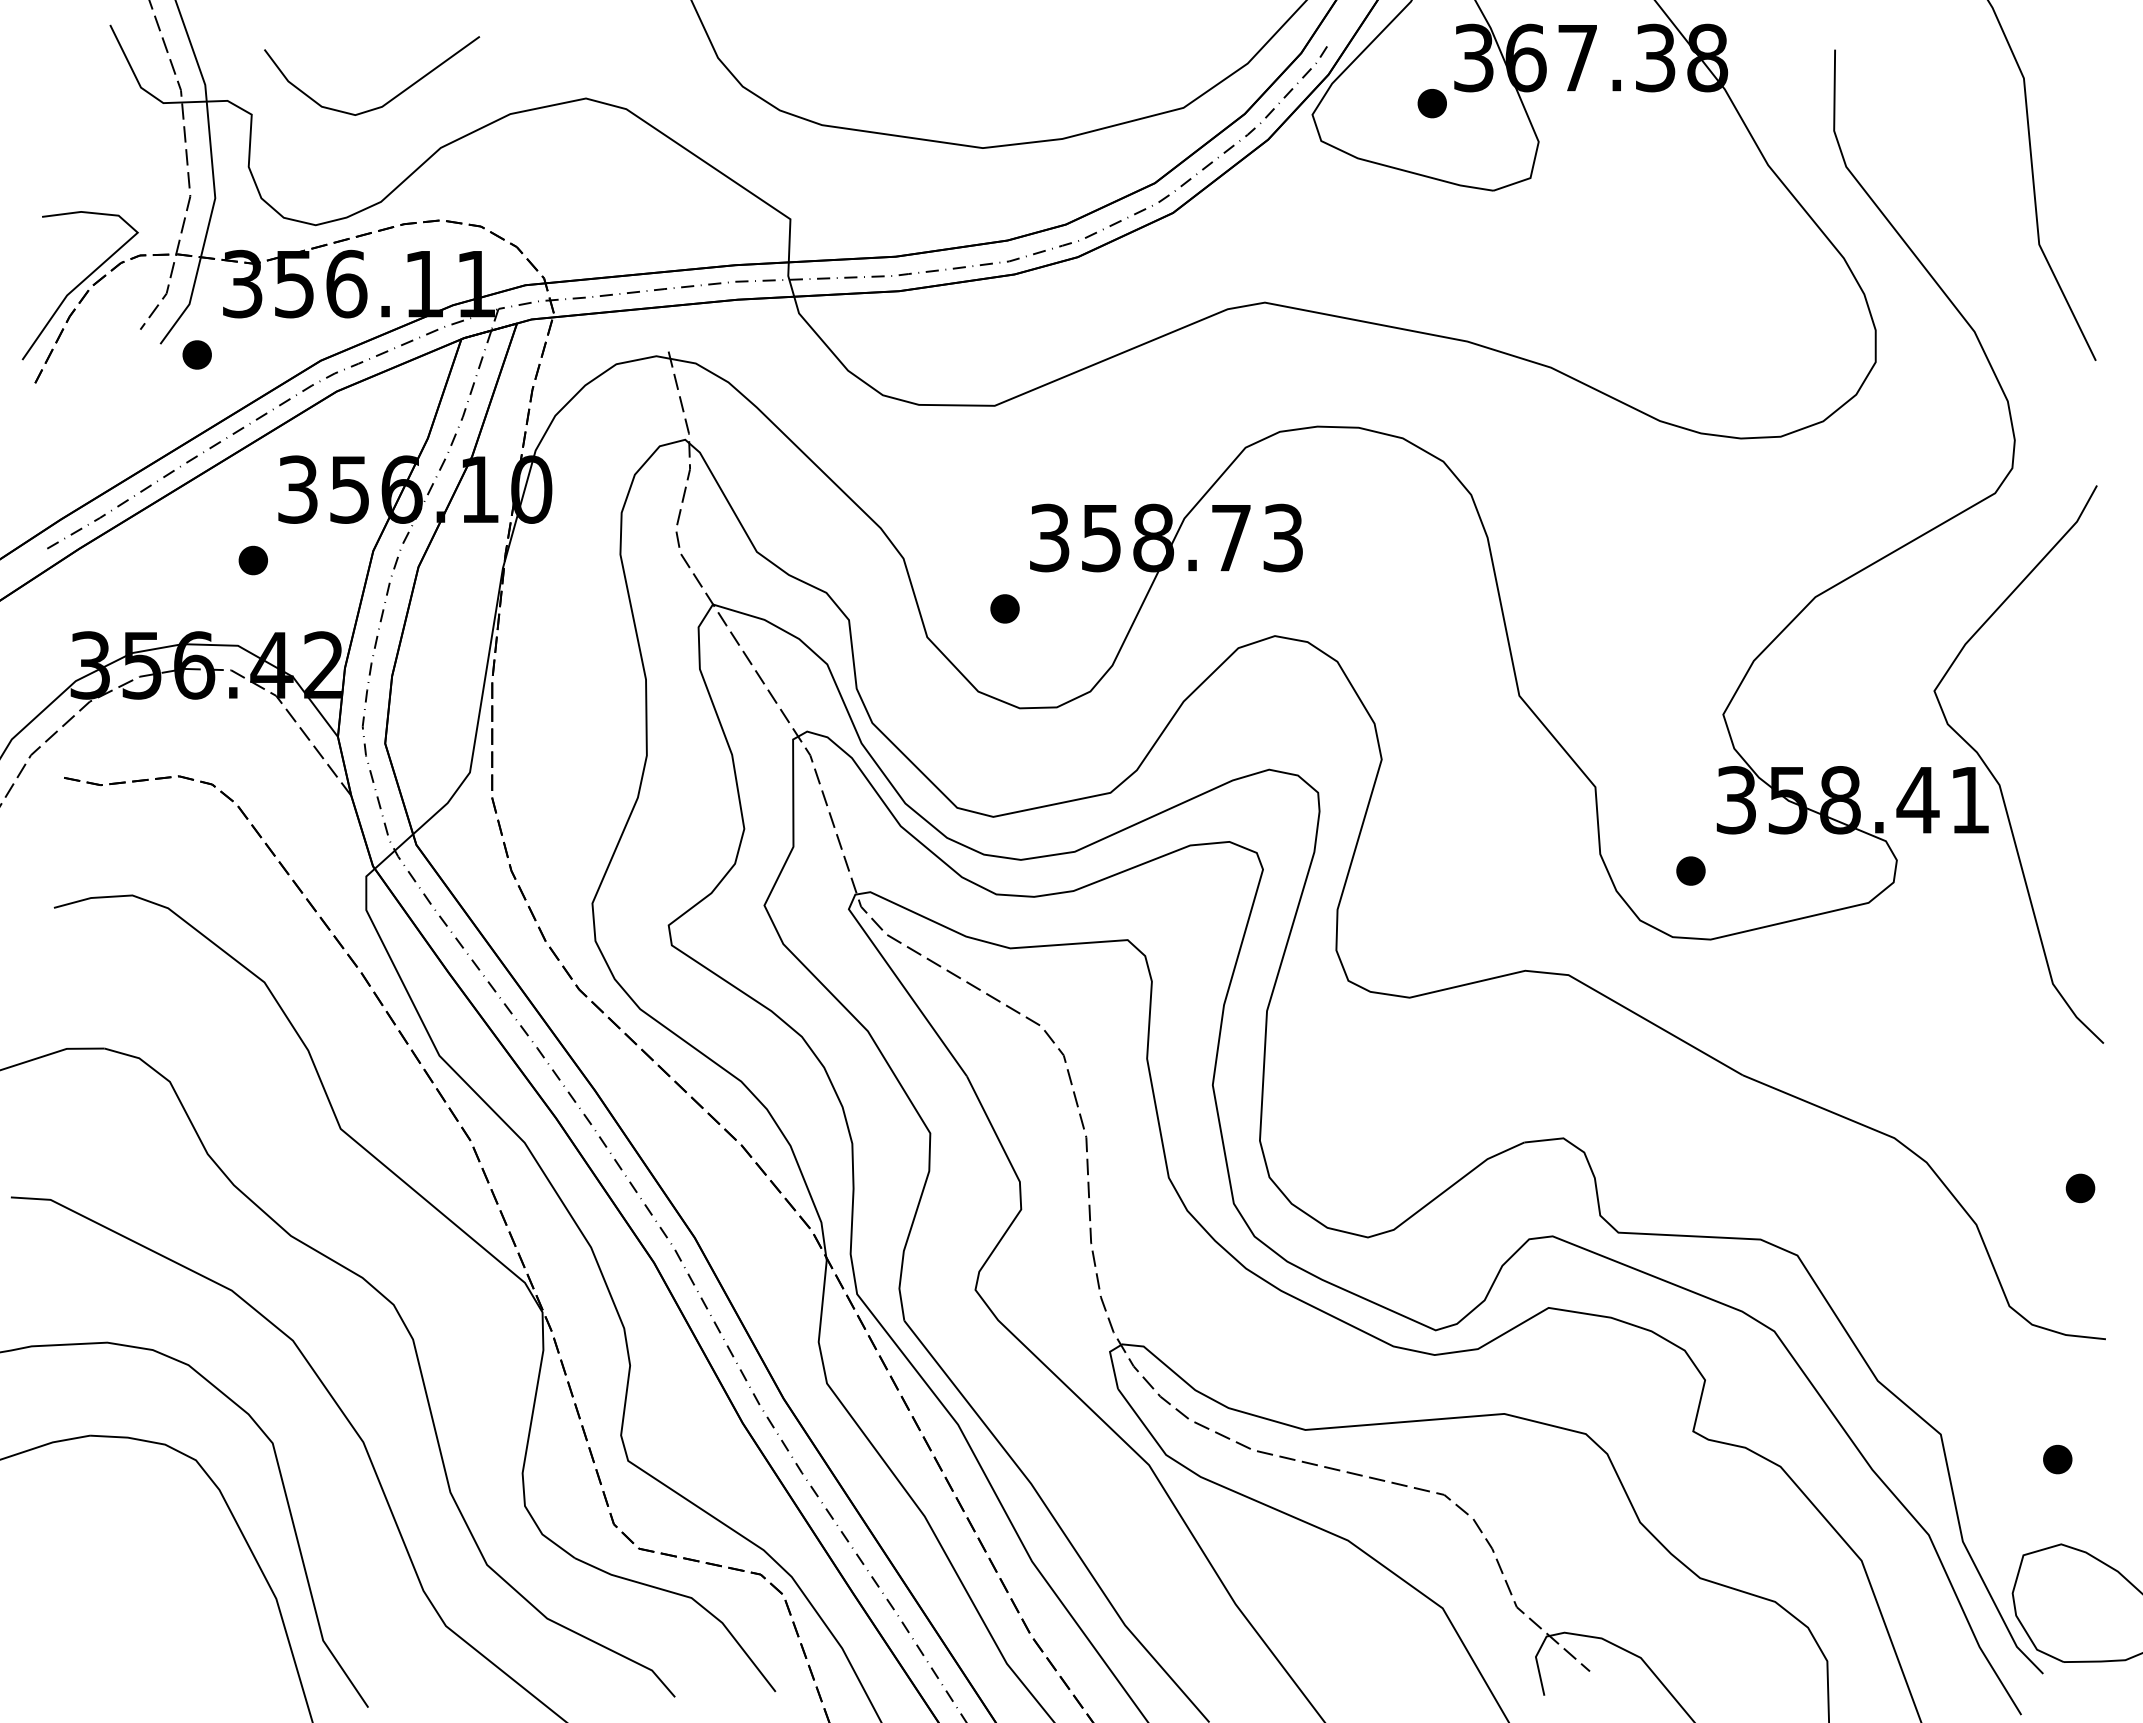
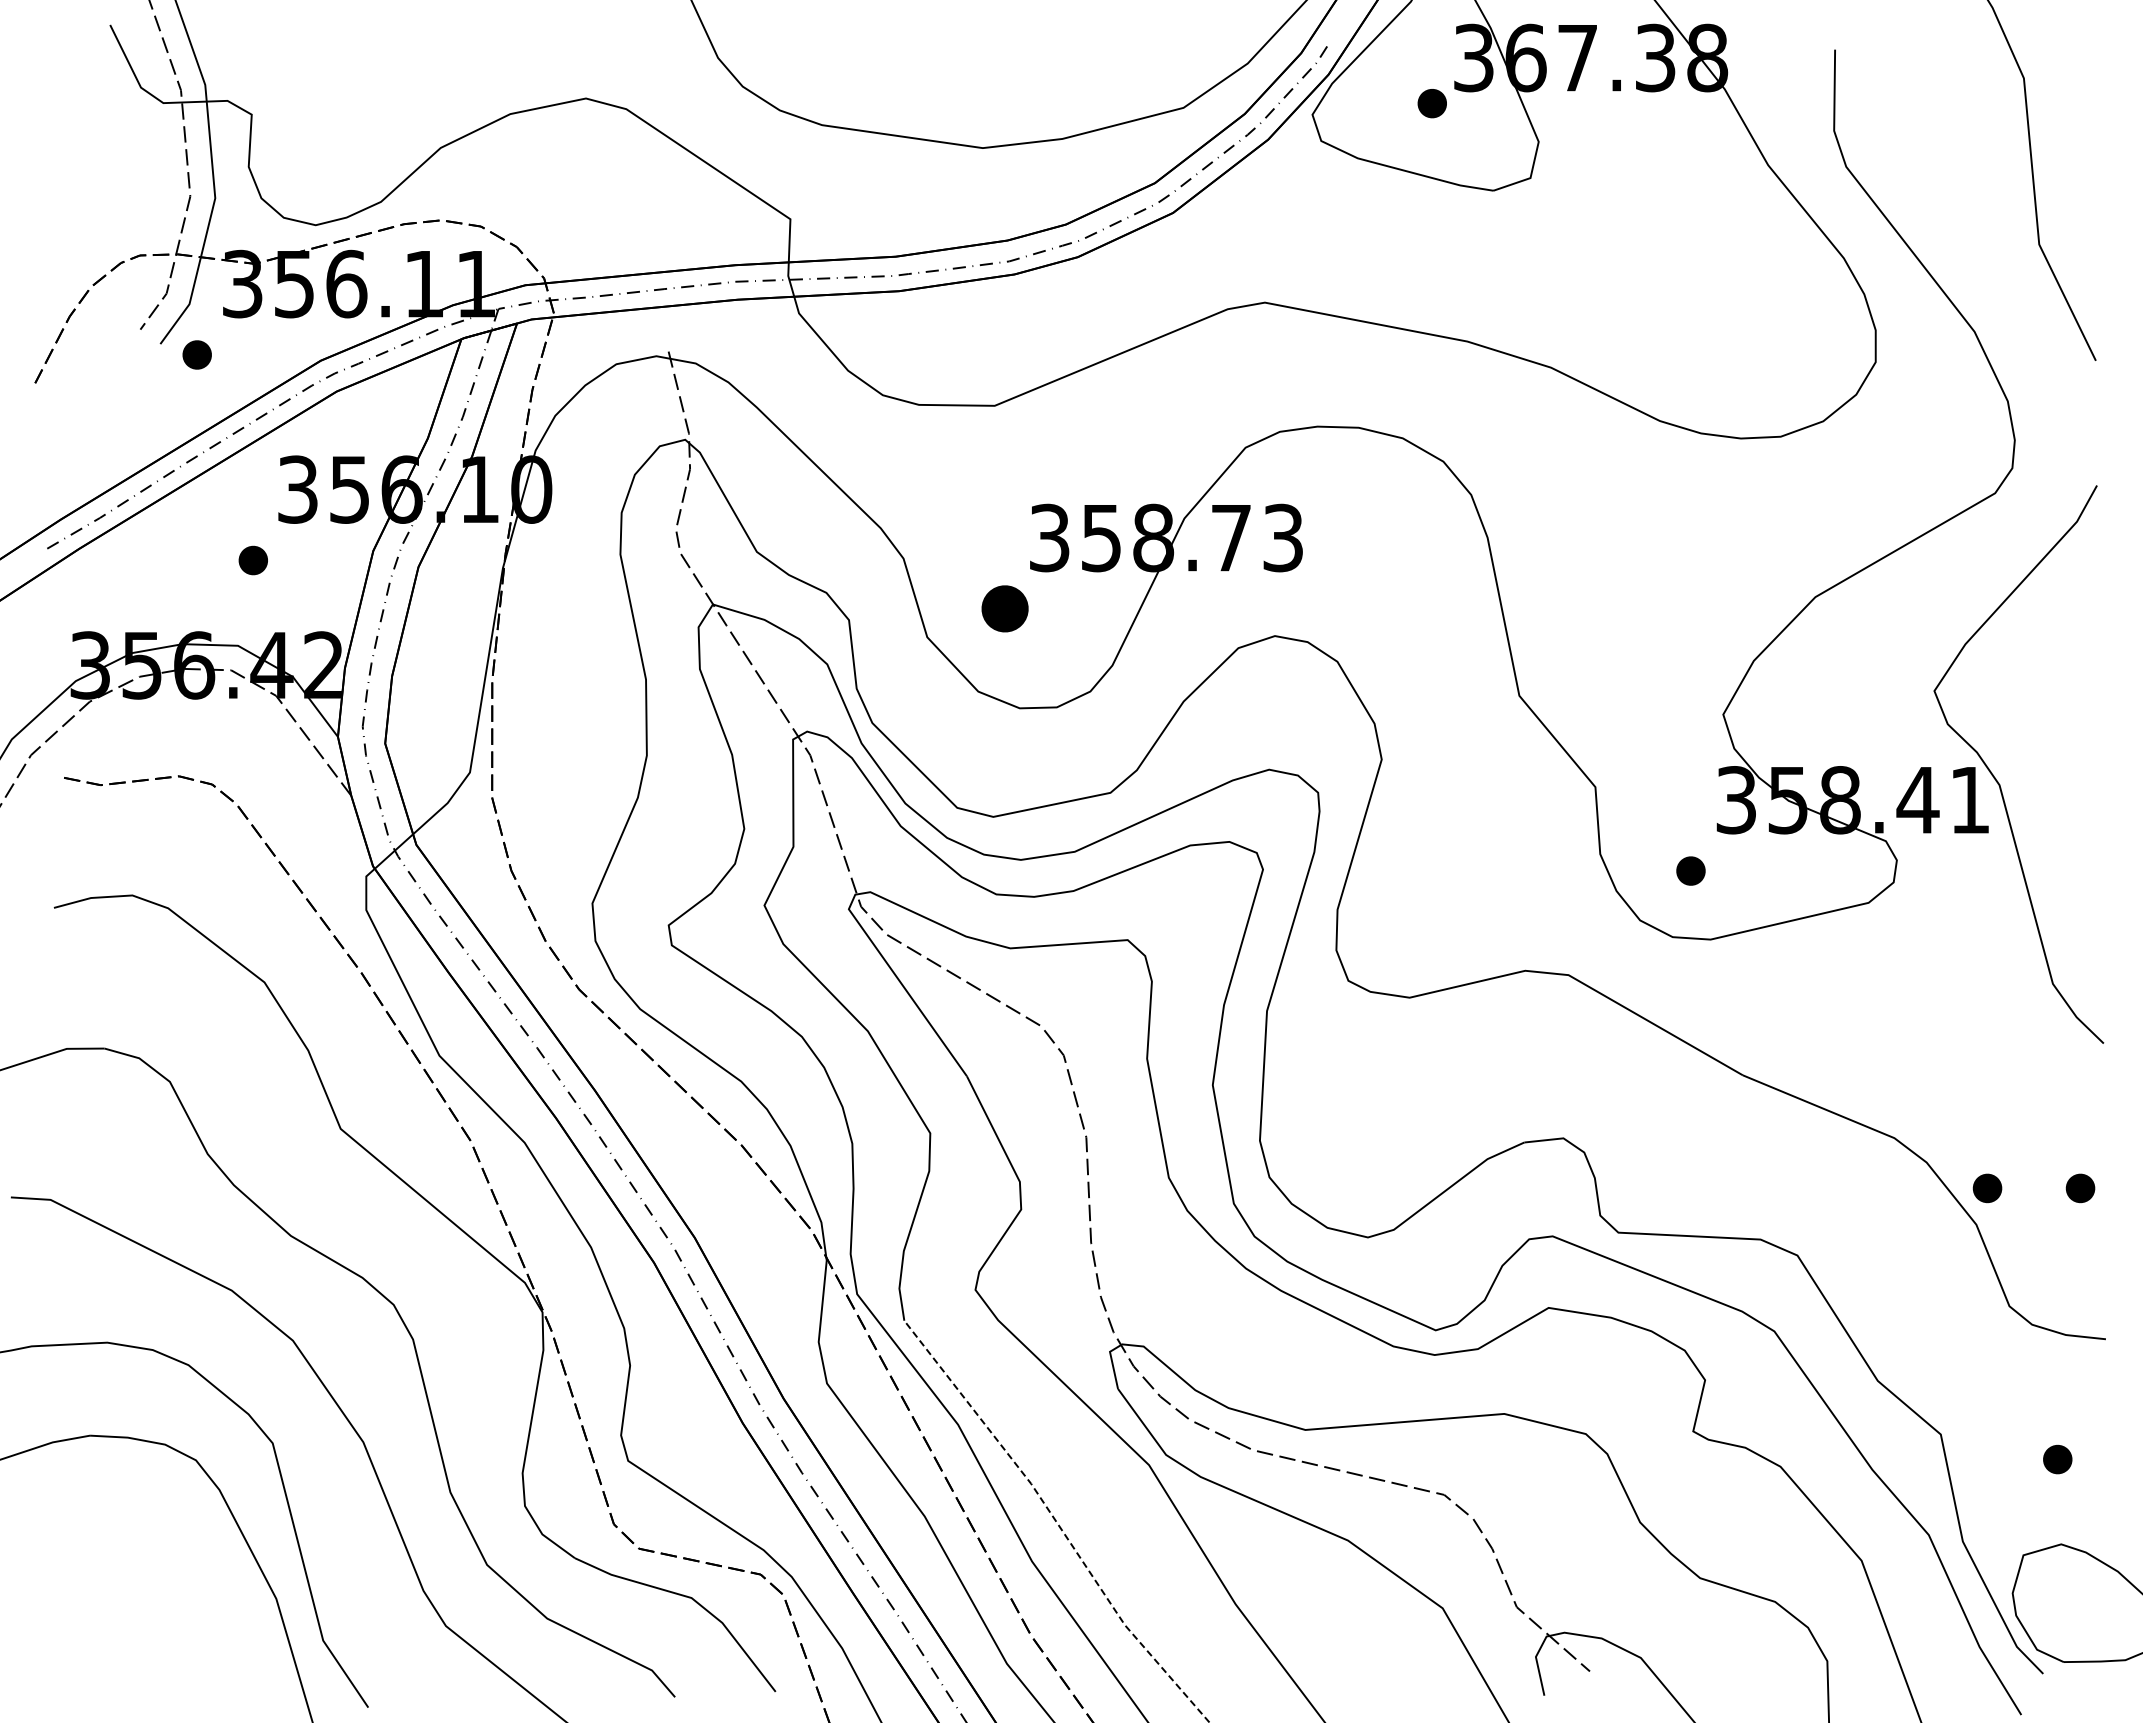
curve: present -> none (391, 98)
curve: present -> none (79, 285)
part size: 30x30 px -> 48x48 px (1004, 608)
part: none -> present (1987, 1188)
line: solid -> dashed (1056, 1522)
